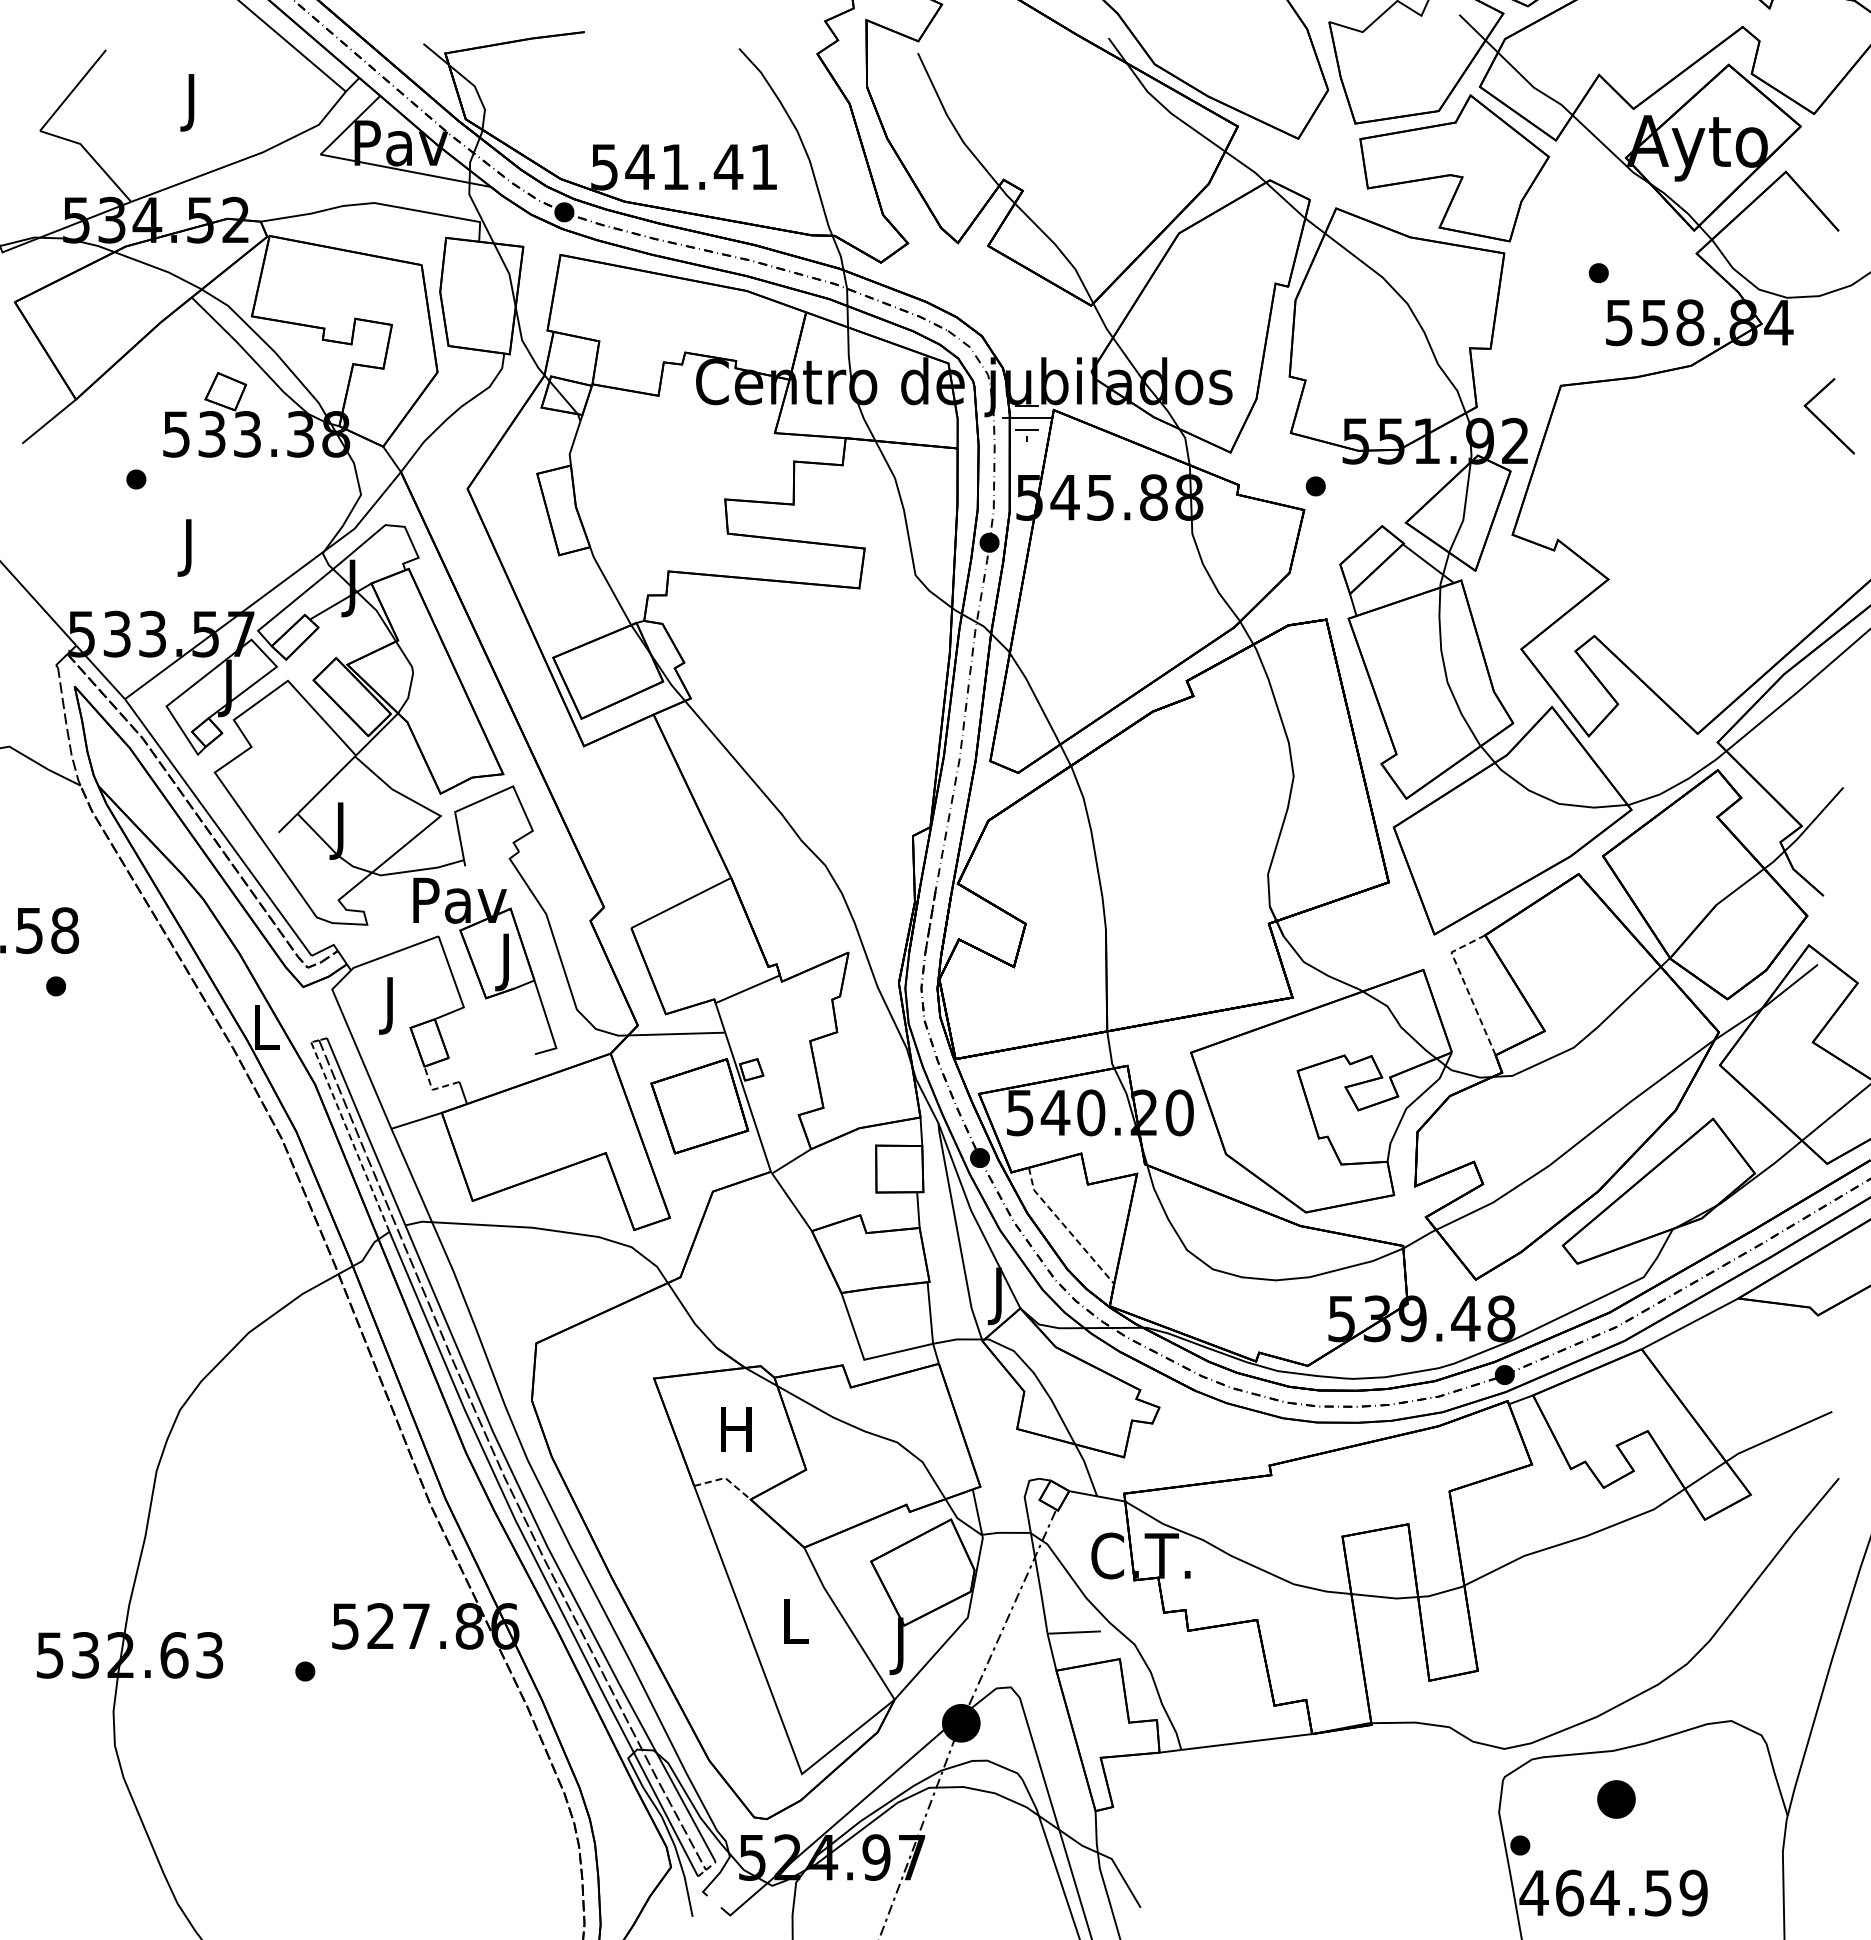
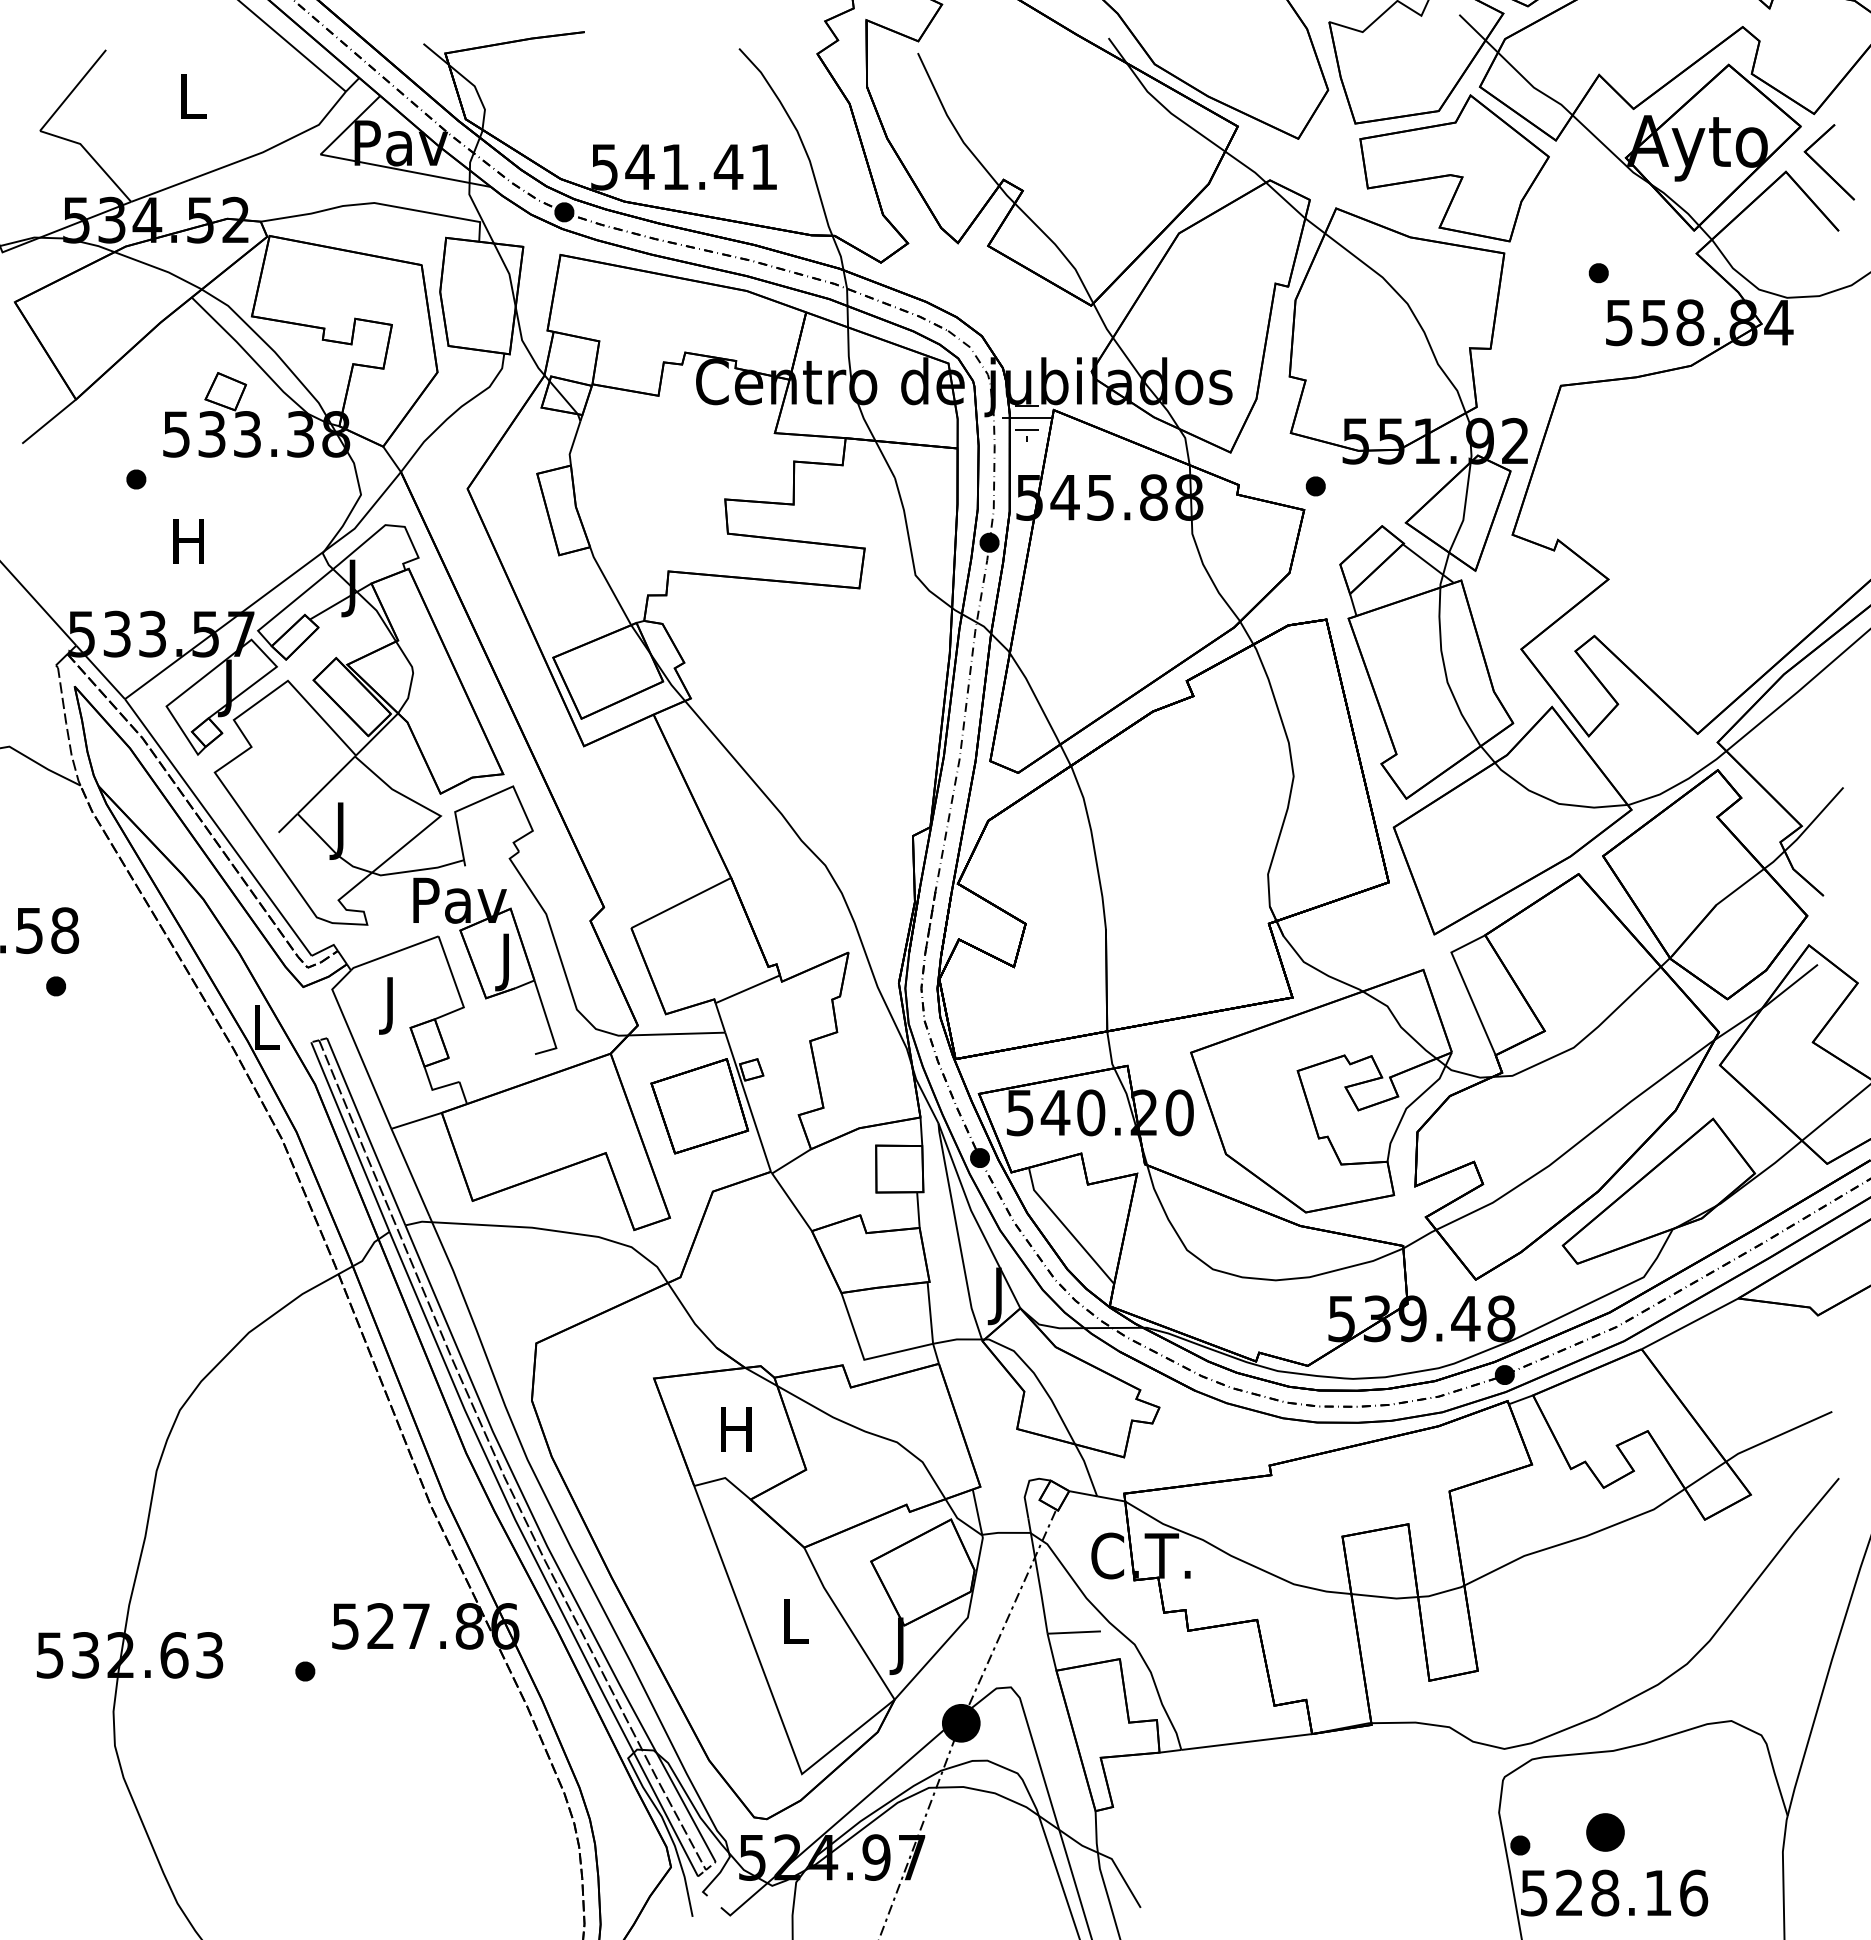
text: J -> L (193, 102)
part position: (1822, 421) -> (1822, 167) (1822, 167)
text: J -> H (188, 547)
line: dashed -> solid (1465, 985)
line: dashed -> solid (433, 1089)
line: dashed -> solid (350, 1137)
line: dashed -> solid (1066, 1227)
line: dashed -> solid (725, 1477)
part position: (1616, 1799) -> (1605, 1832) (1605, 1832)
text: 464.59 -> 528.16 (1613, 1892)
